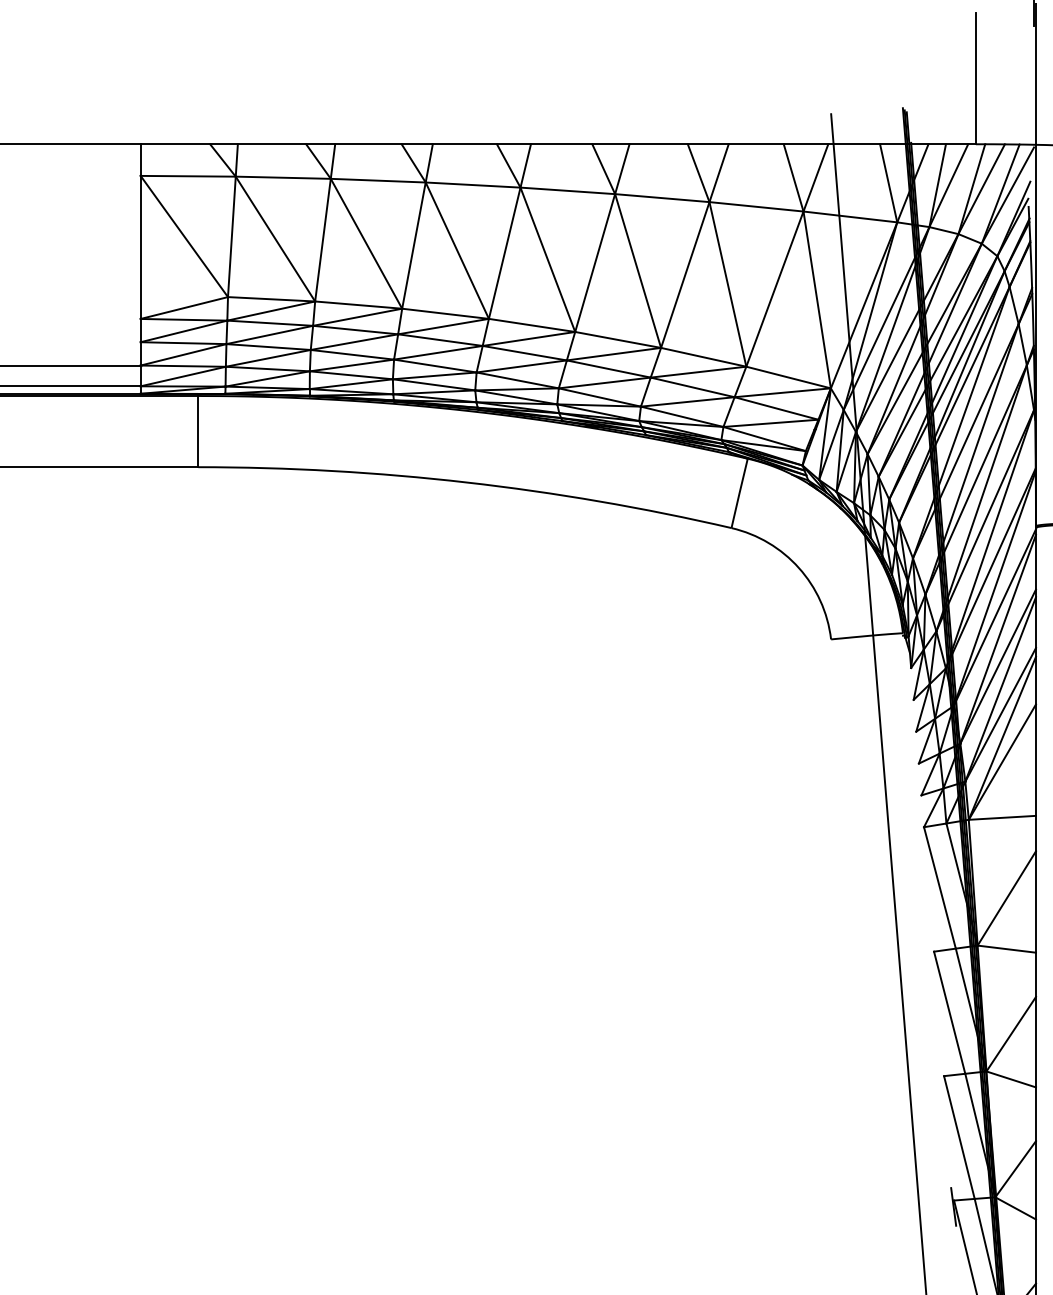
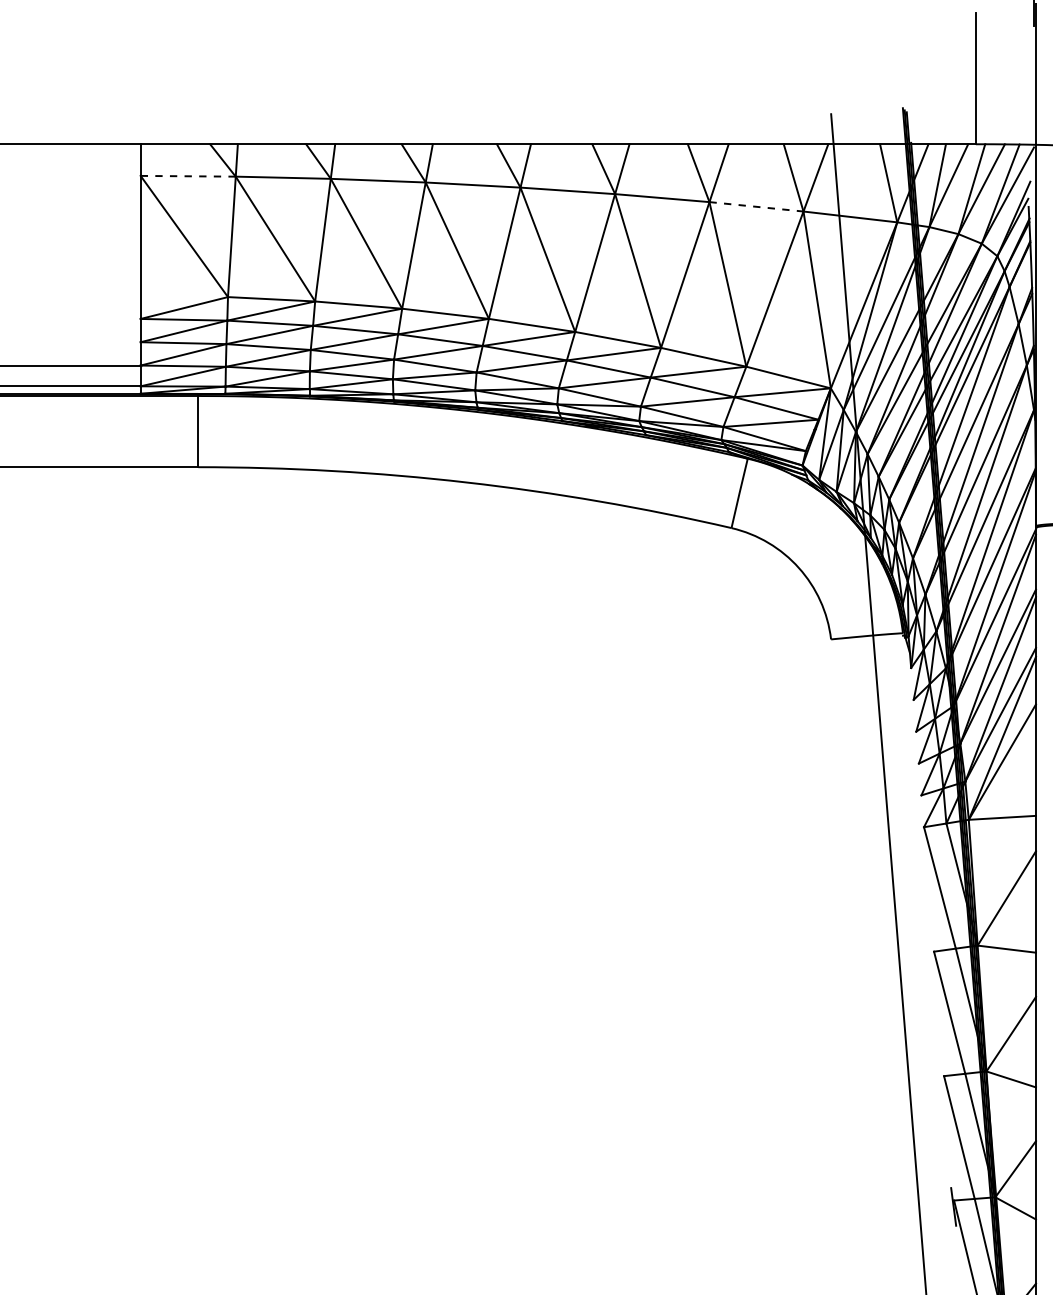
line: solid -> dashed (188, 176)
line: solid -> dashed (756, 206)
